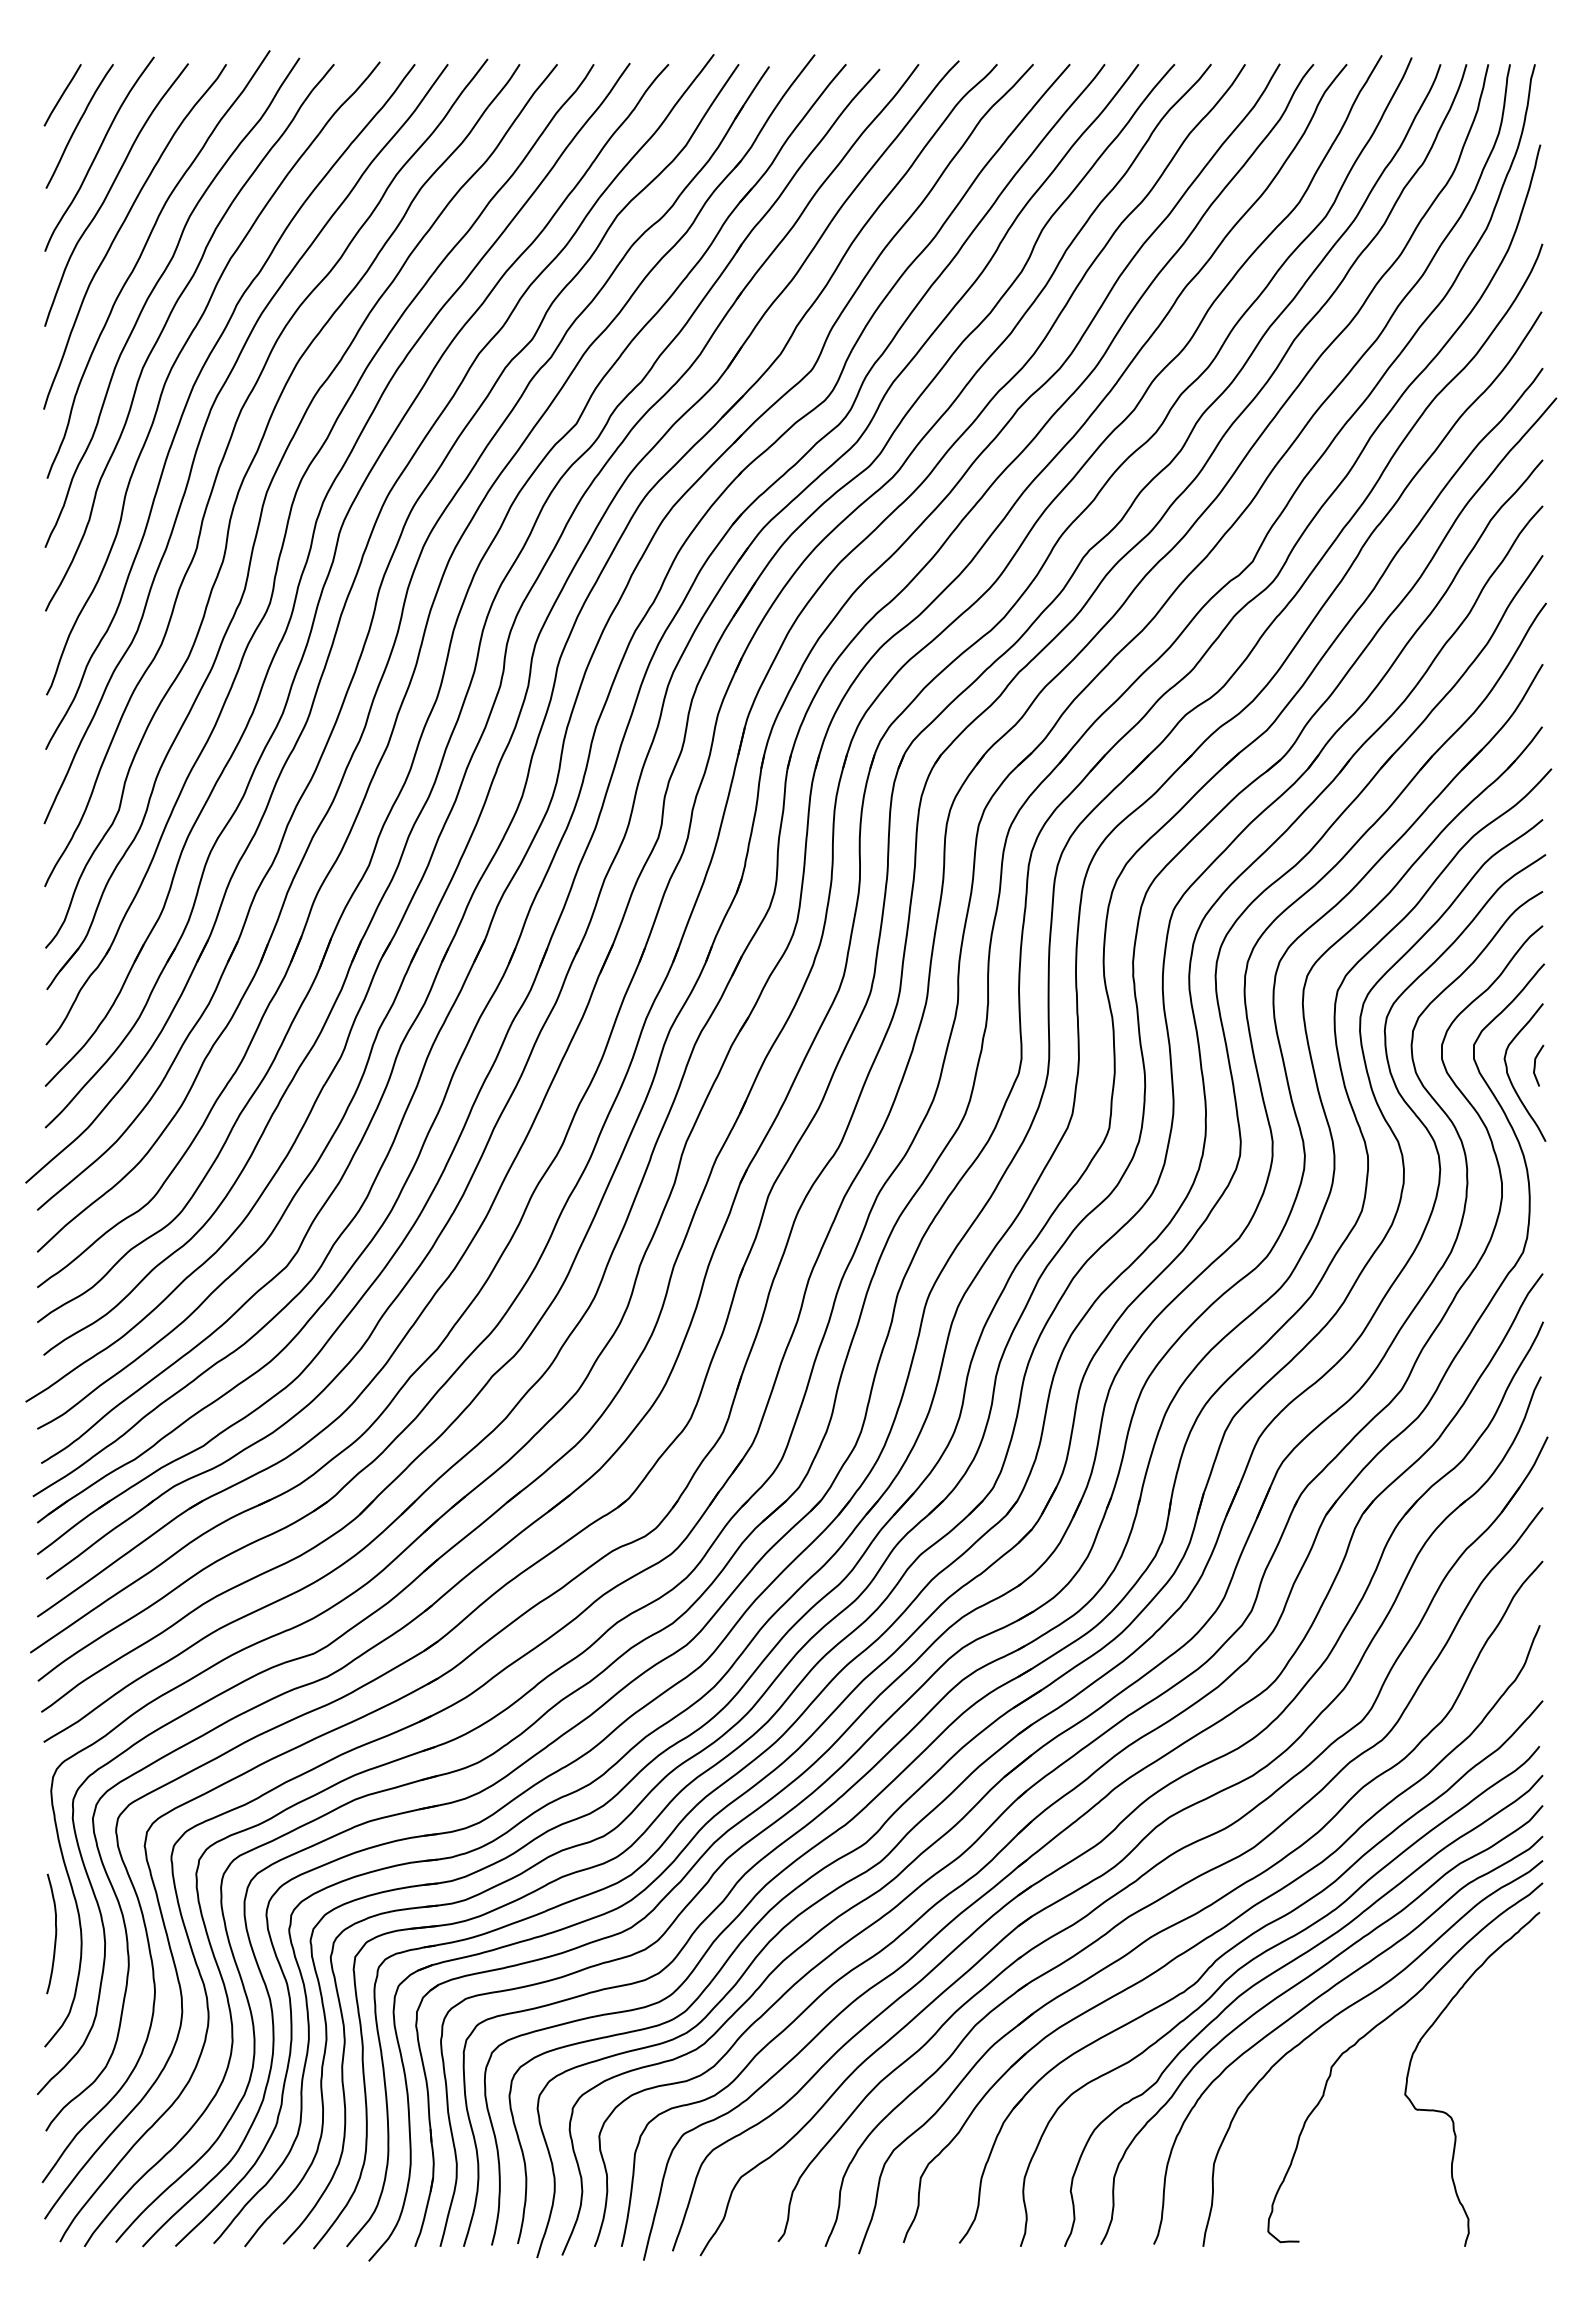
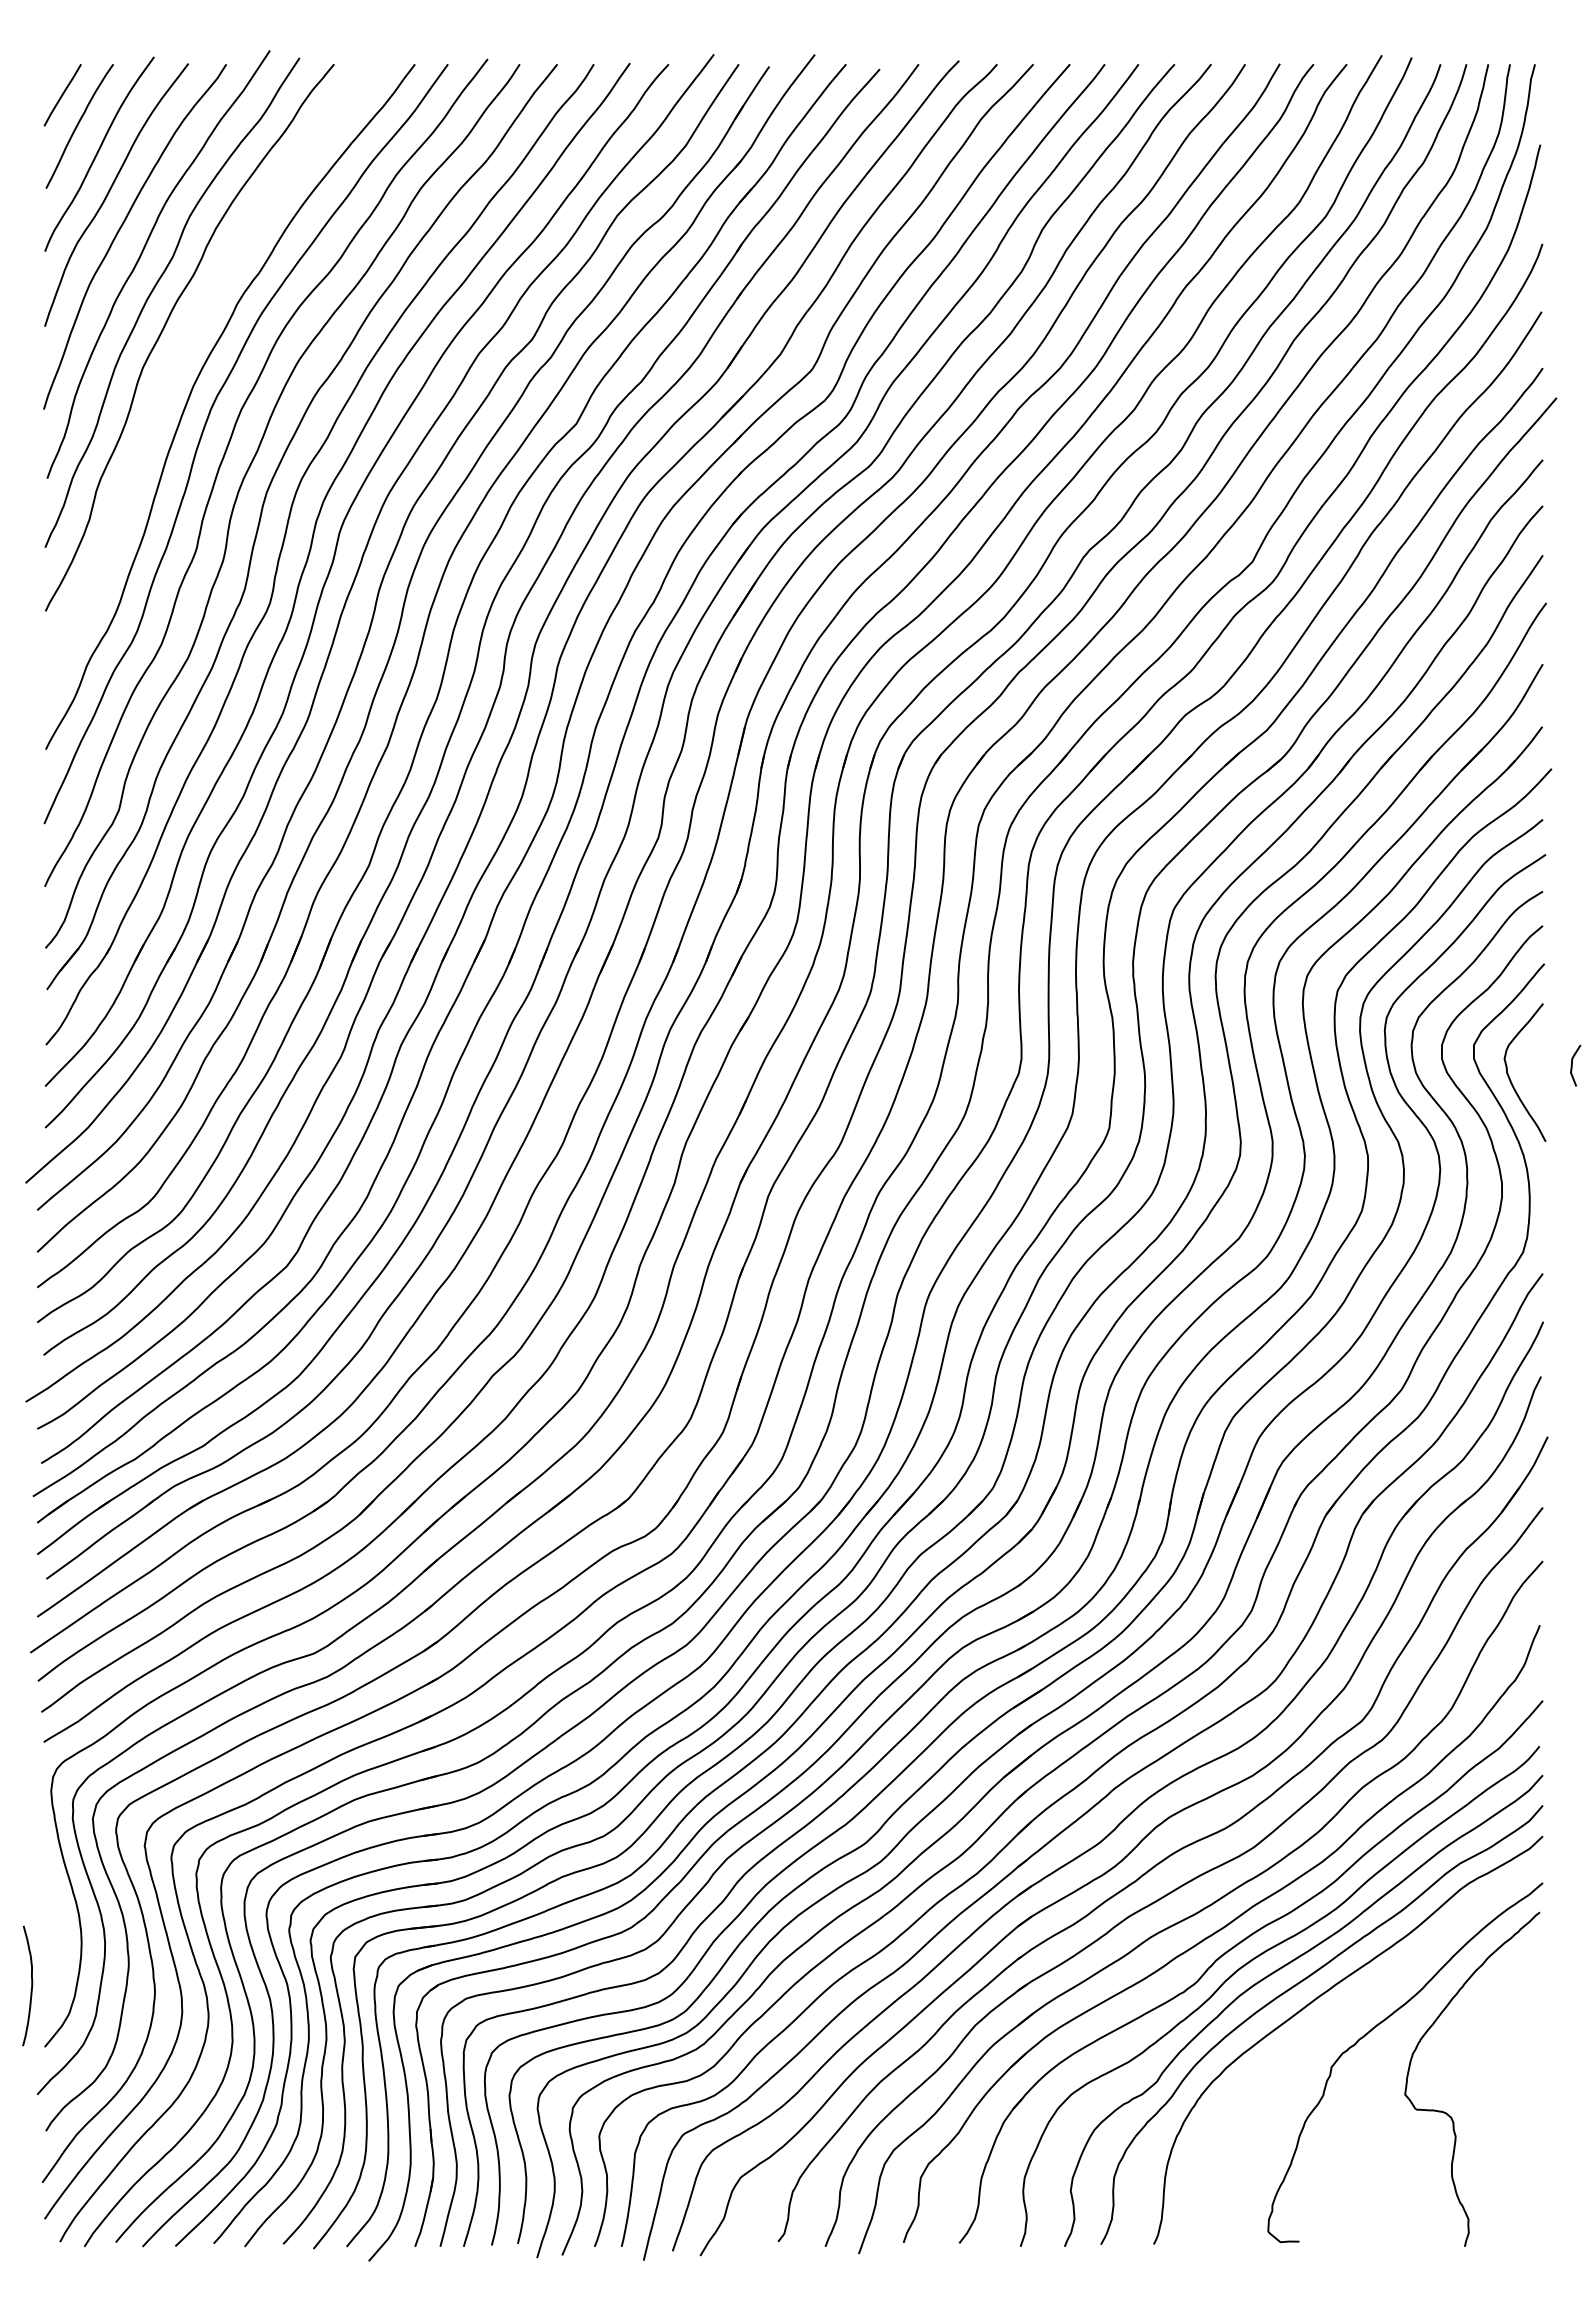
curve: present -> none (179, 356)
curve position: (1535, 1065) -> (1572, 1065) (1572, 1065)
curve position: (55, 1933) -> (31, 1985) (31, 1985)
curve: present -> none (1345, 2010)
